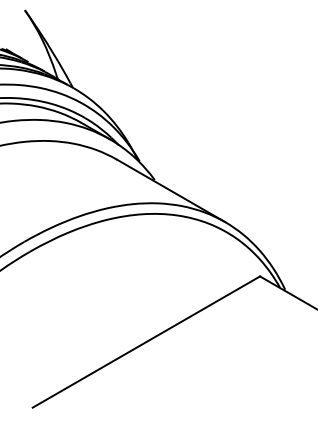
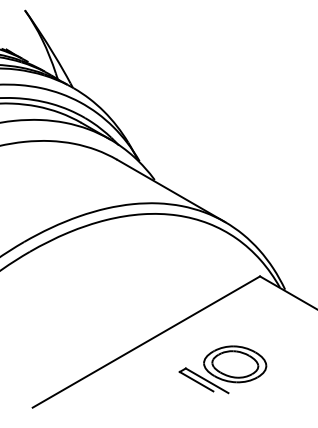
part: none -> present (222, 369)
